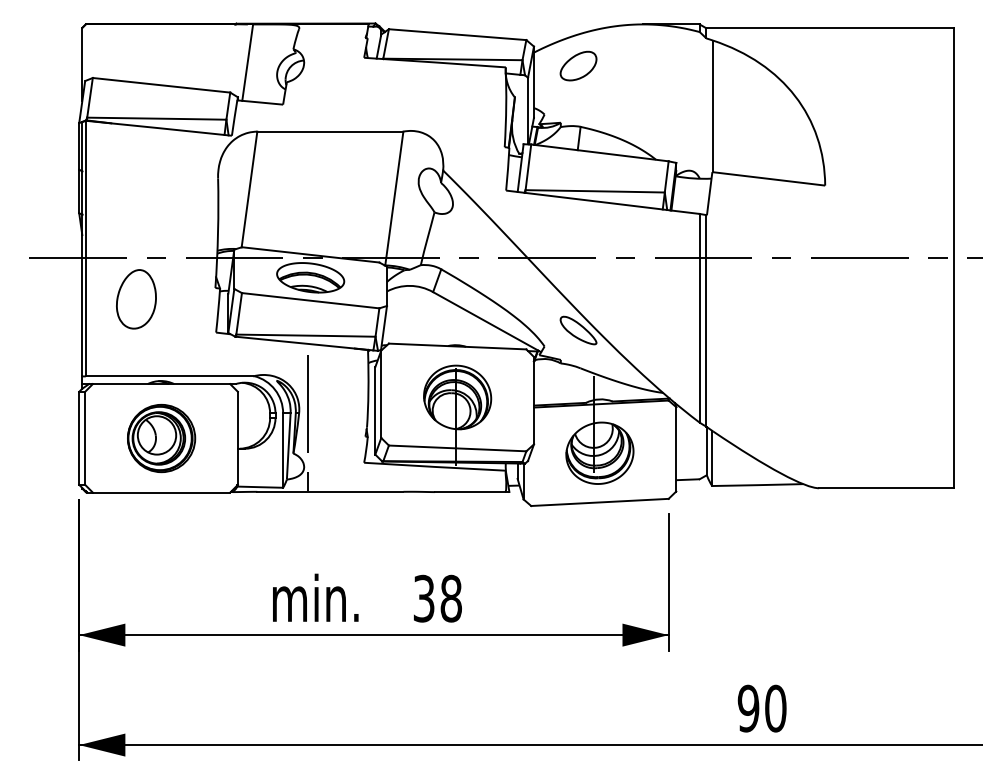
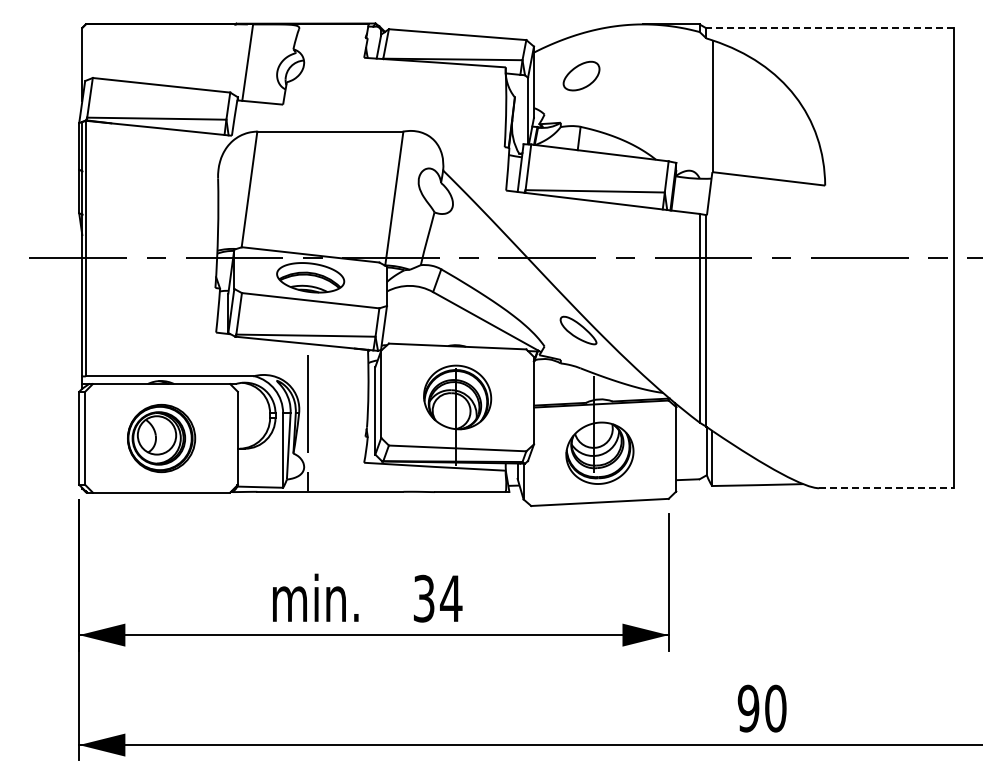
line: solid -> dashed (829, 28)
part position: (578, 65) -> (581, 75) (581, 75)
part: present -> none (136, 299)
line: solid -> dashed (886, 488)
text: 38 -> 34 (451, 598)
